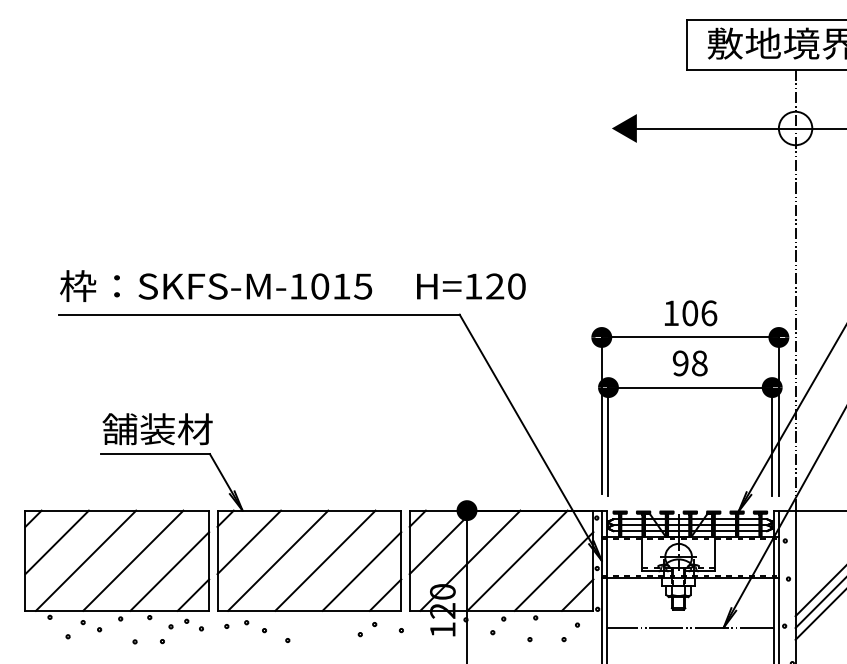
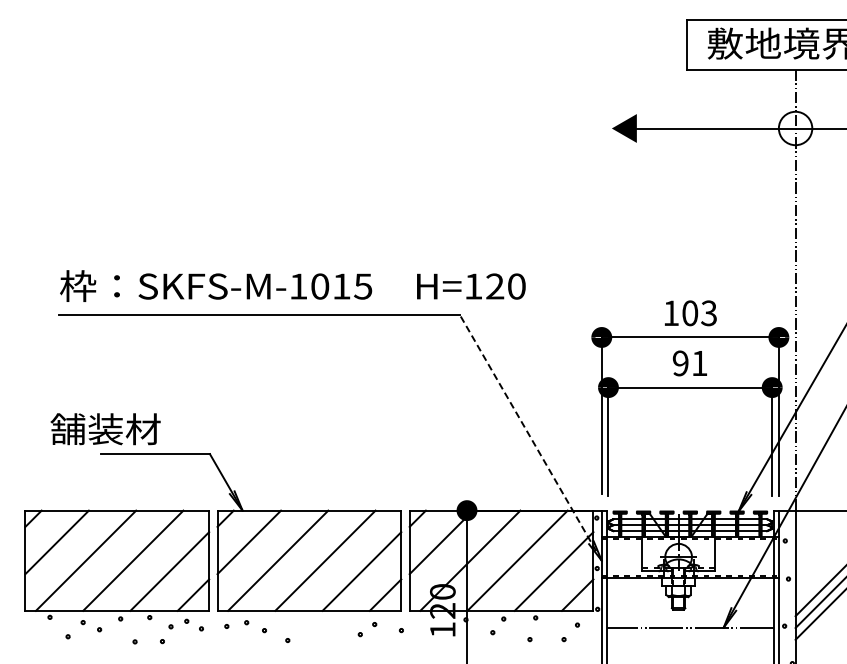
text: 106 -> 103 (709, 313)
text: 98 -> 91 (699, 363)
text position: (157, 429) -> (105, 429) (105, 429)
line: solid -> dashed (530, 437)
